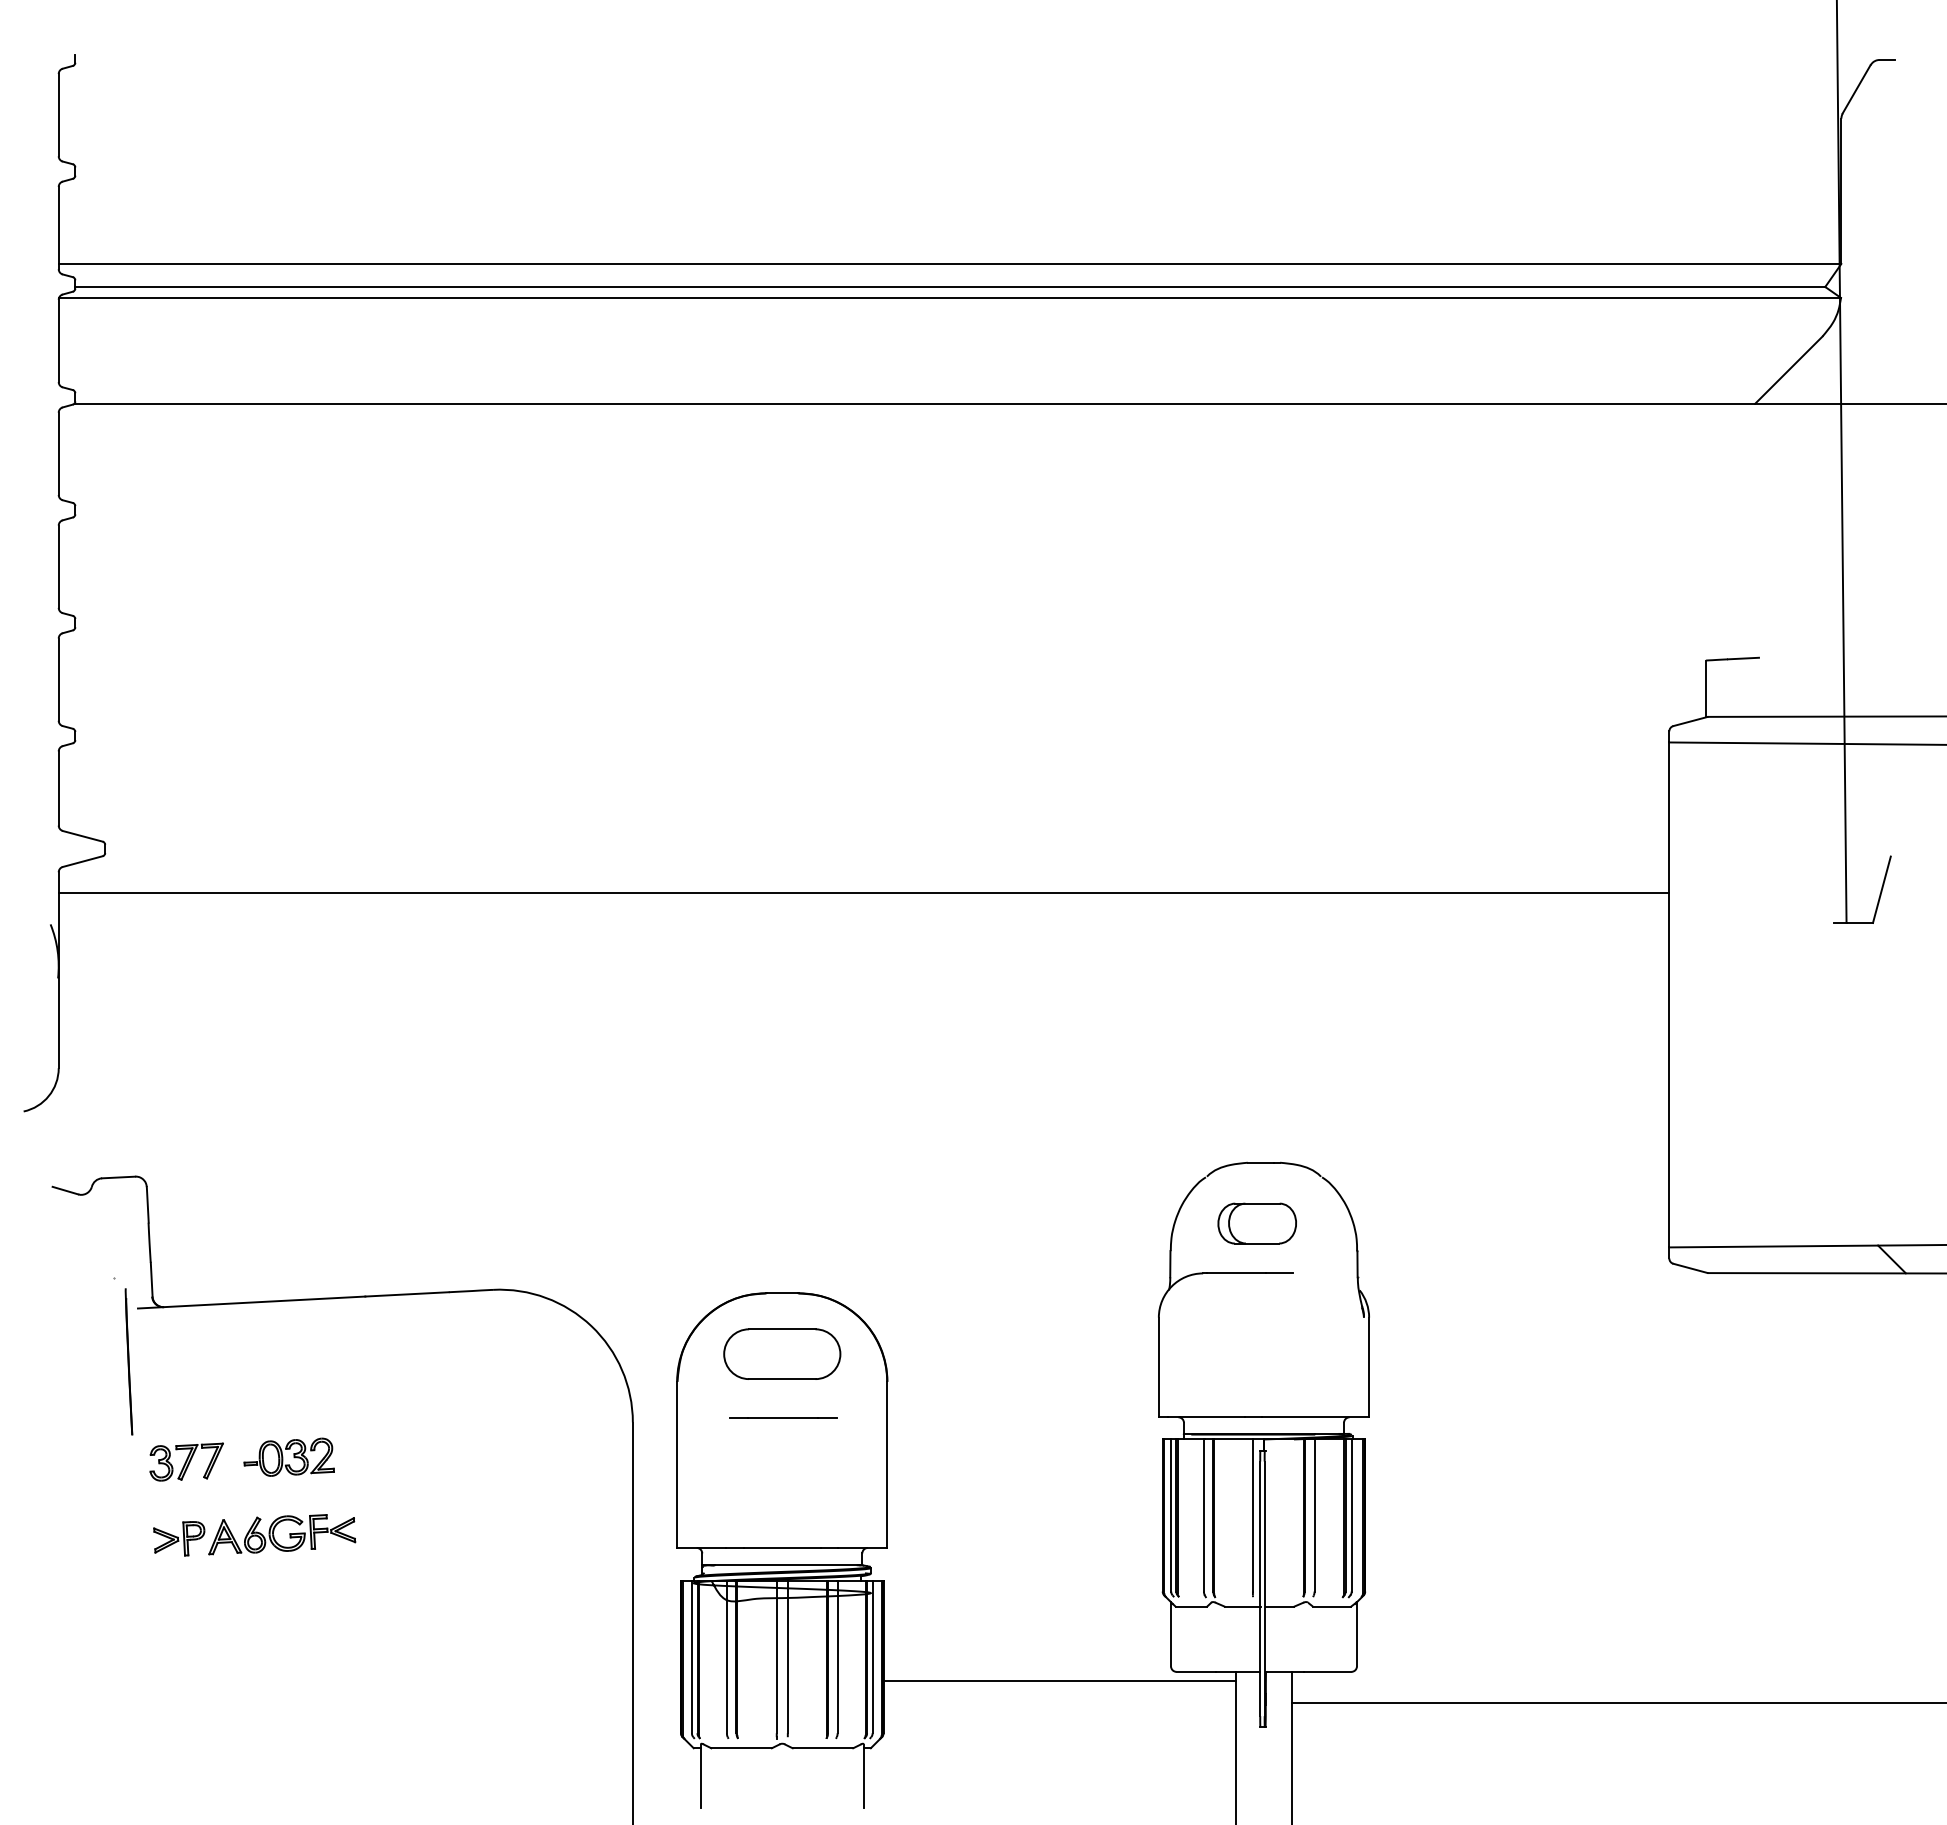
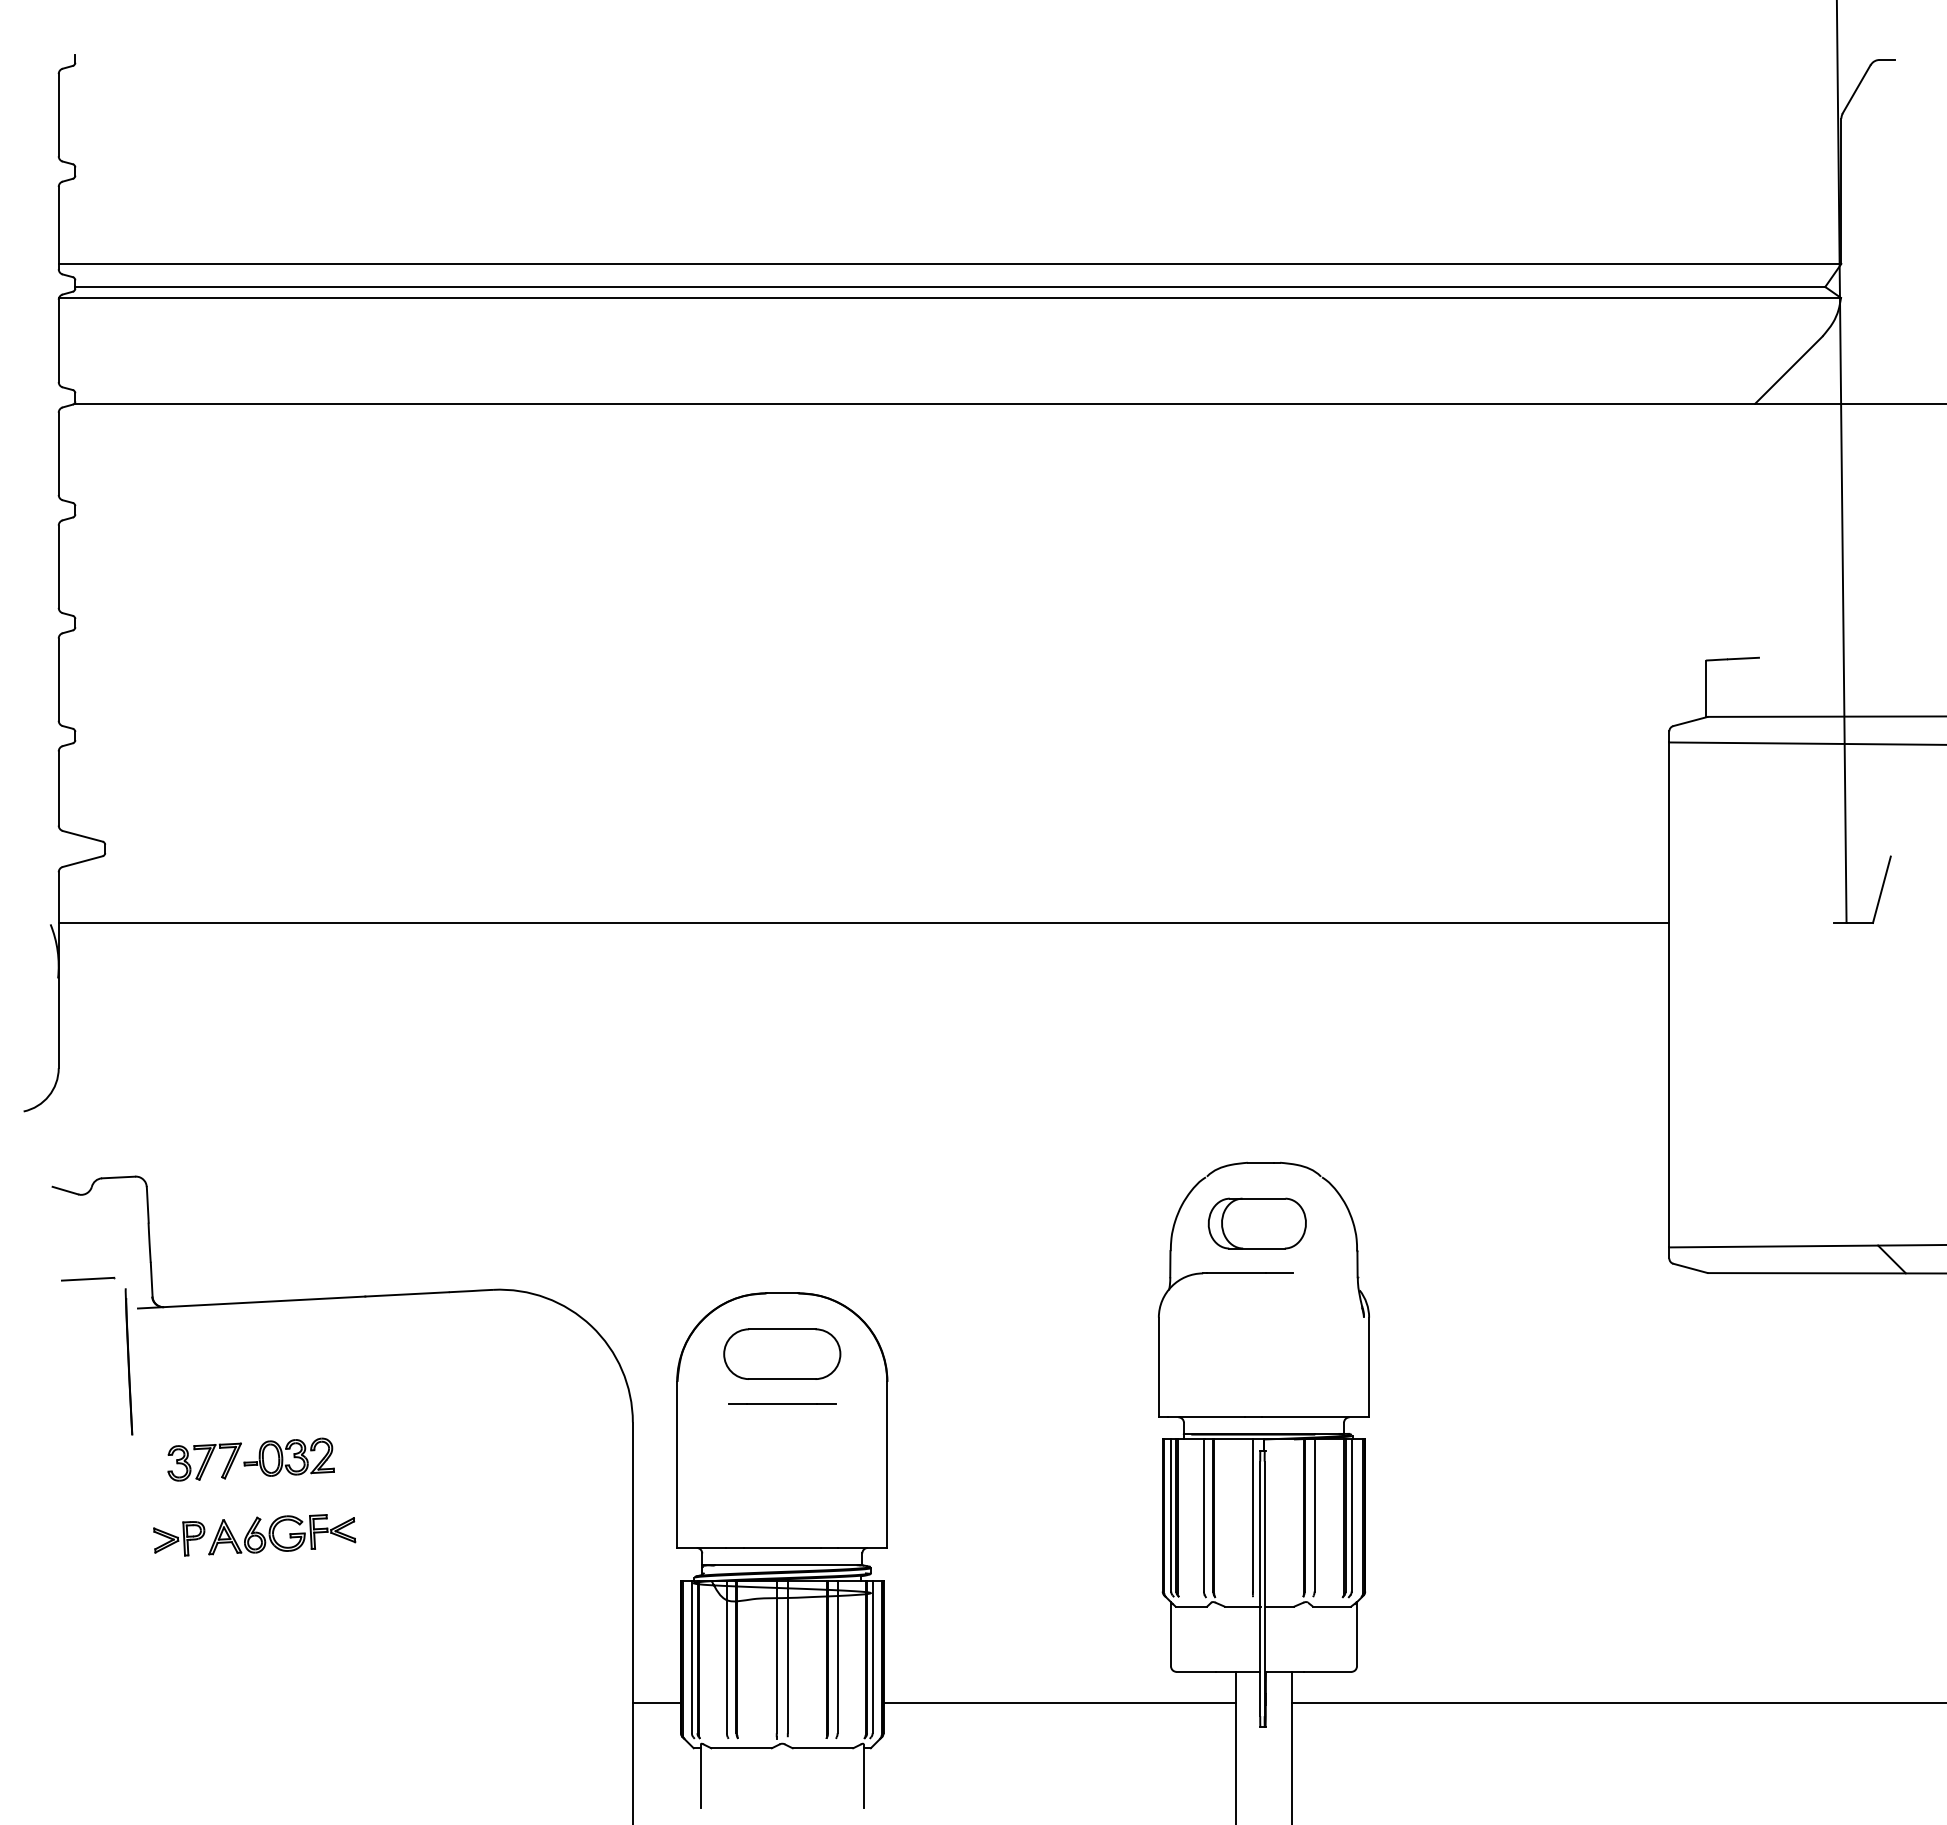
line position: (863, 892) -> (863, 922) (863, 922)
part size: 80x43 px -> 100x53 px (1256, 1223)
line: none -> present (87, 1278)
line position: (783, 1417) -> (782, 1403) (782, 1403)
part position: (186, 1461) -> (204, 1461) (204, 1461)
line position: (1059, 1681) -> (1059, 1703) (1059, 1703)
line: none -> present (656, 1703)
